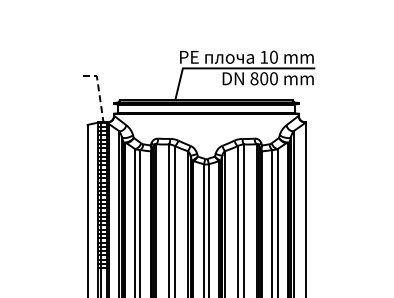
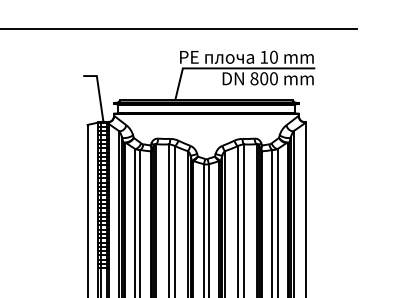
line: none -> present (179, 28)
line: dashed -> solid (99, 91)
